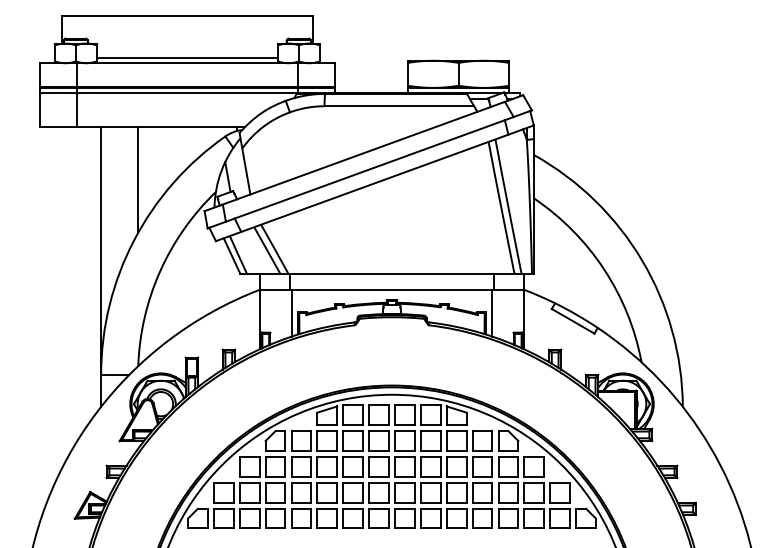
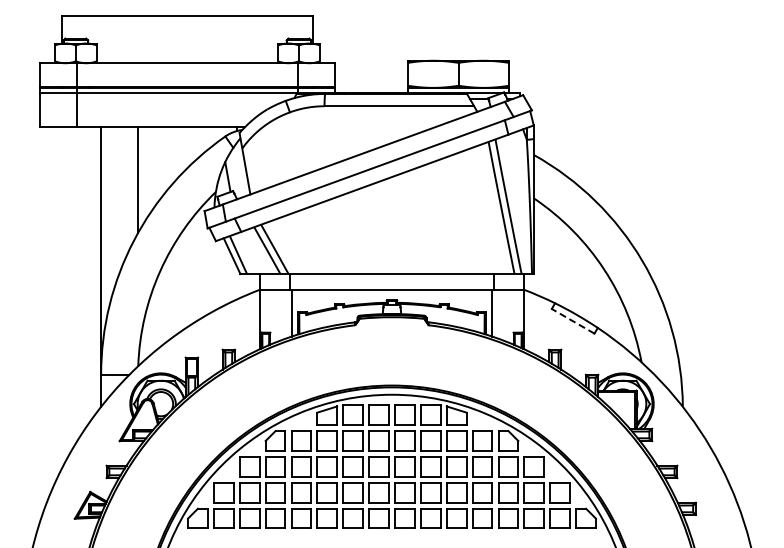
line: present -> none (187, 58)
line: solid -> dashed (573, 321)
